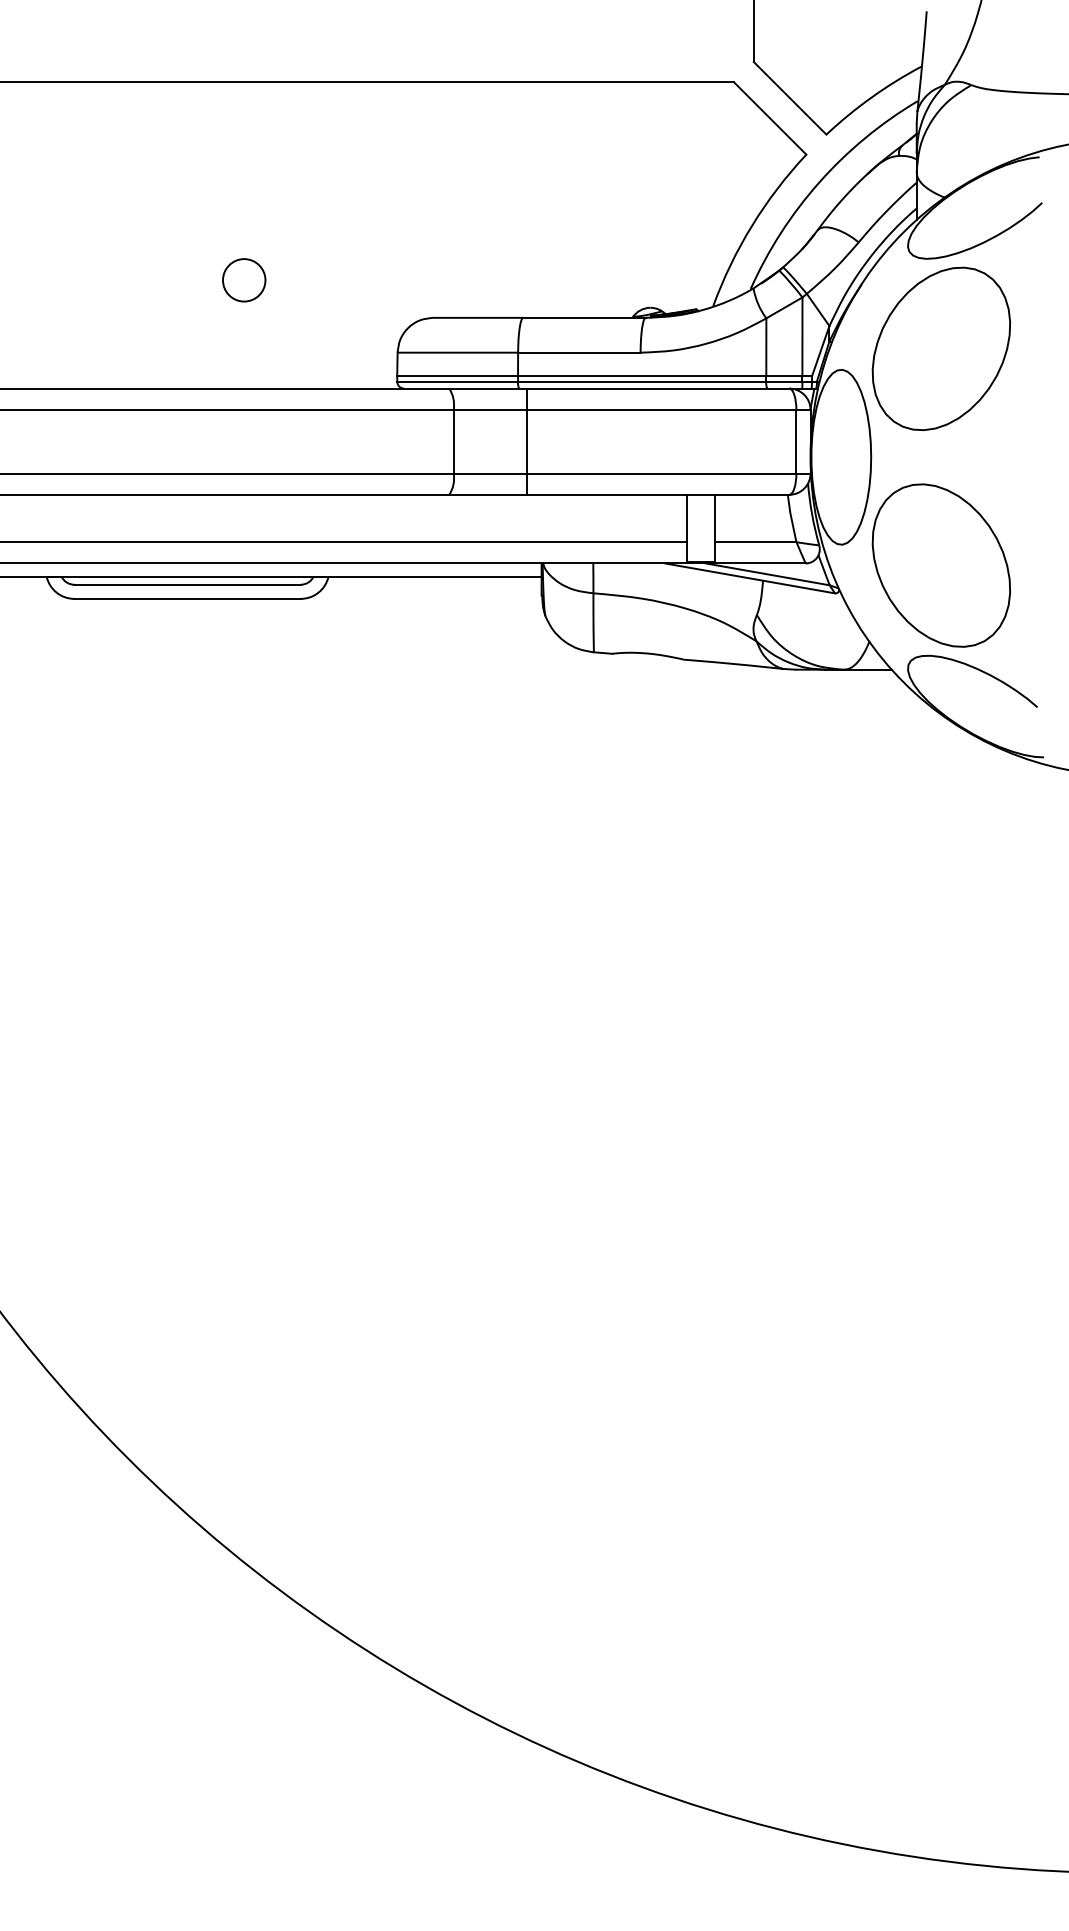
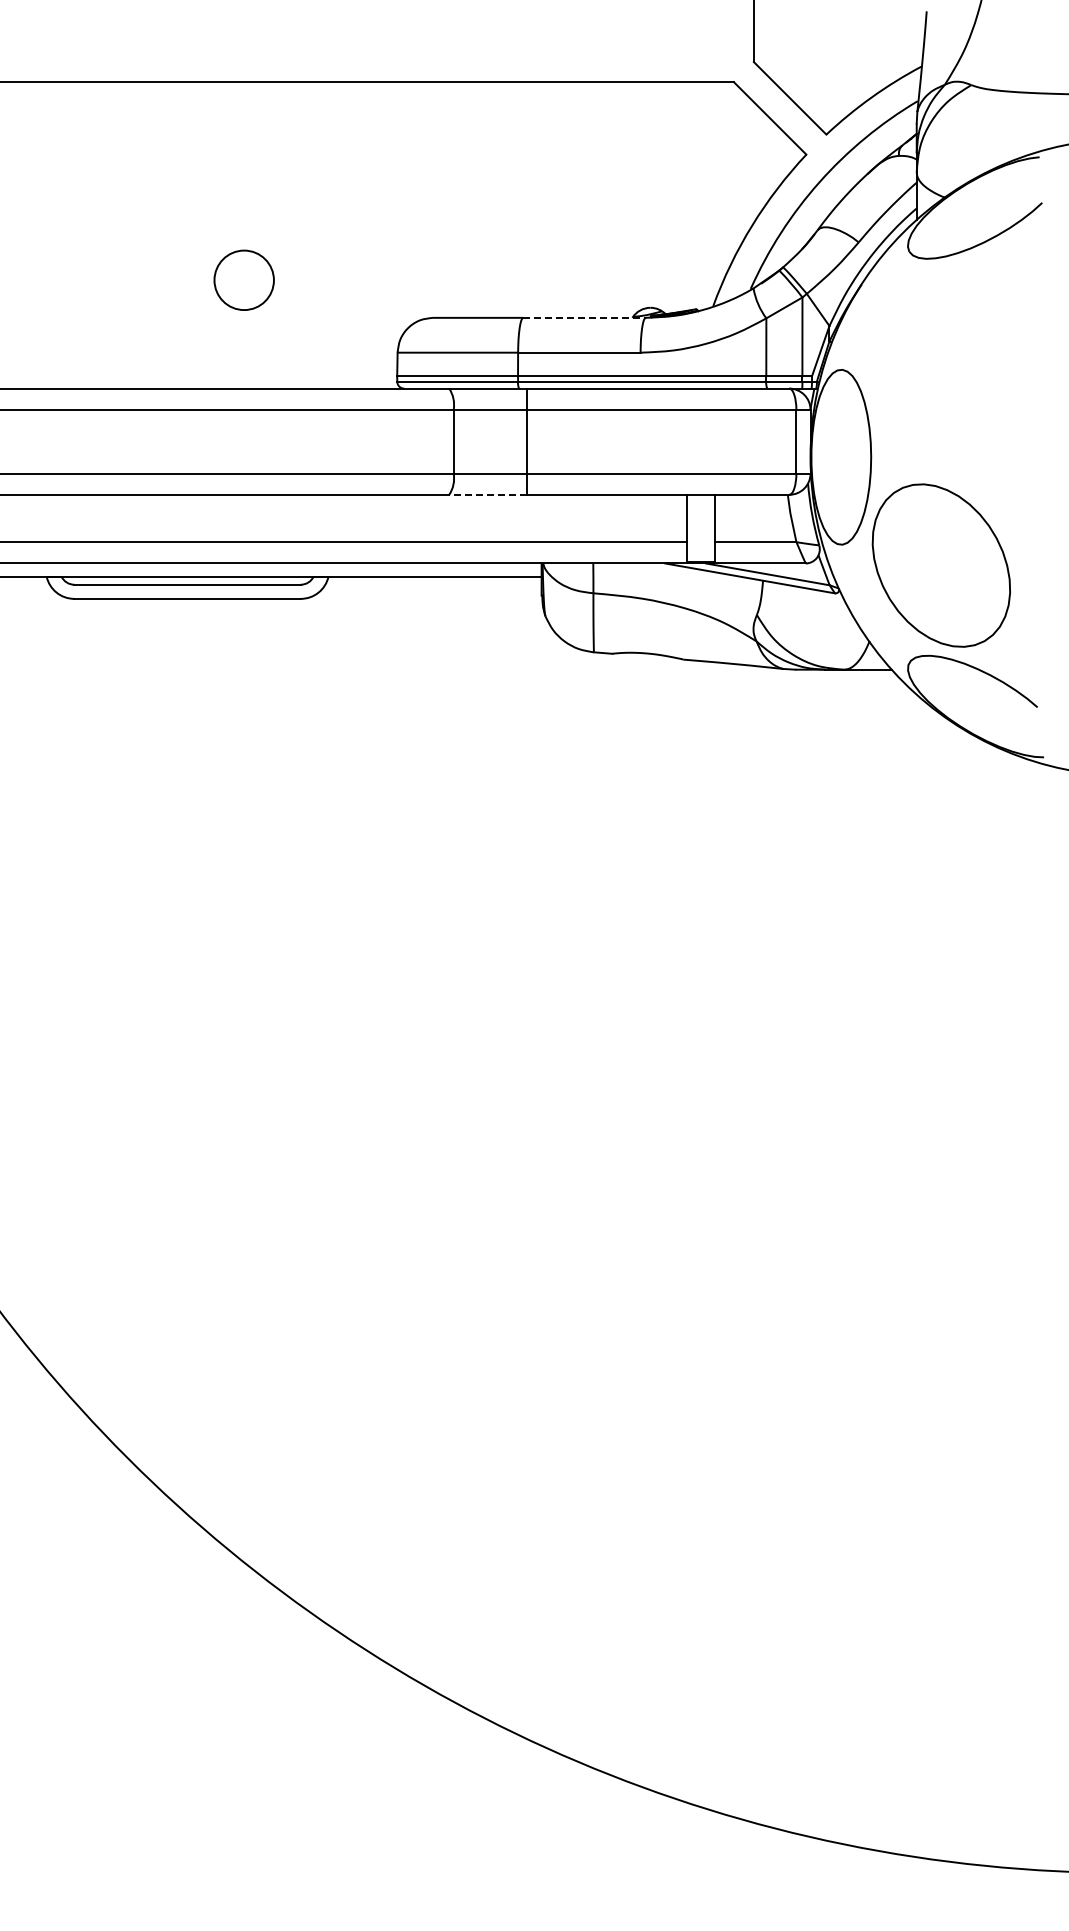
circle diameter: 42 px -> 59 px (243, 280)
line: solid -> dashed (585, 317)
part: present -> none (940, 348)
line: solid -> dashed (487, 494)
